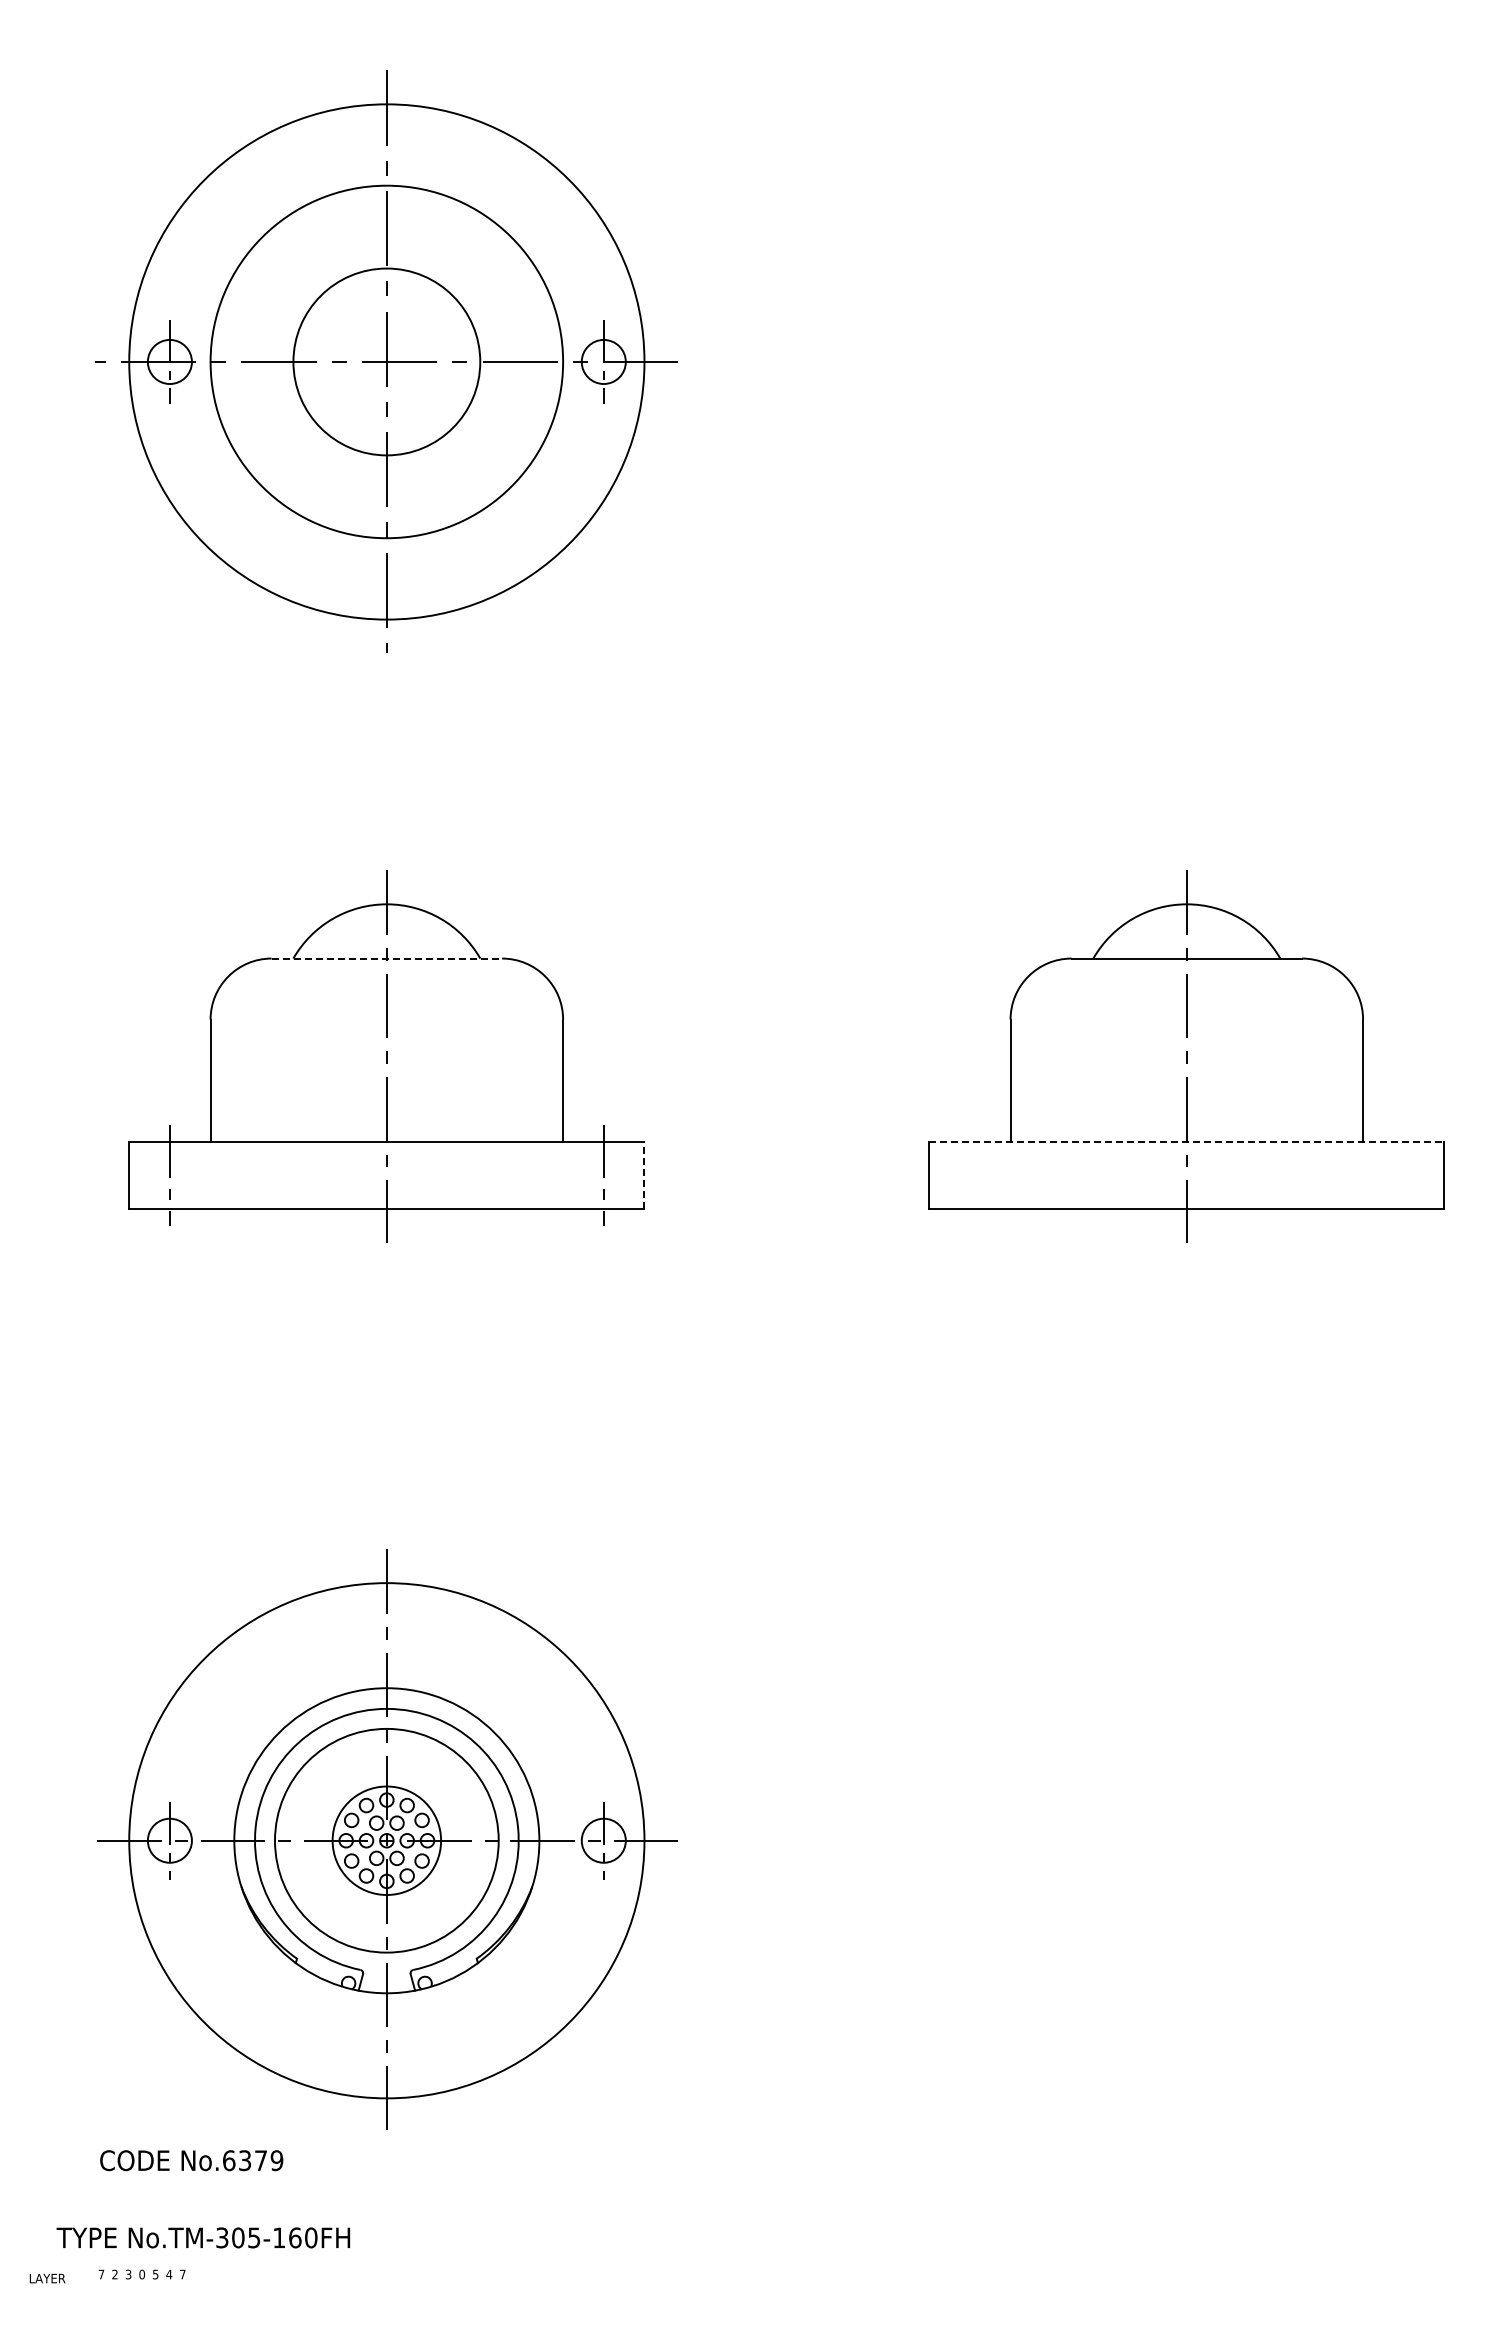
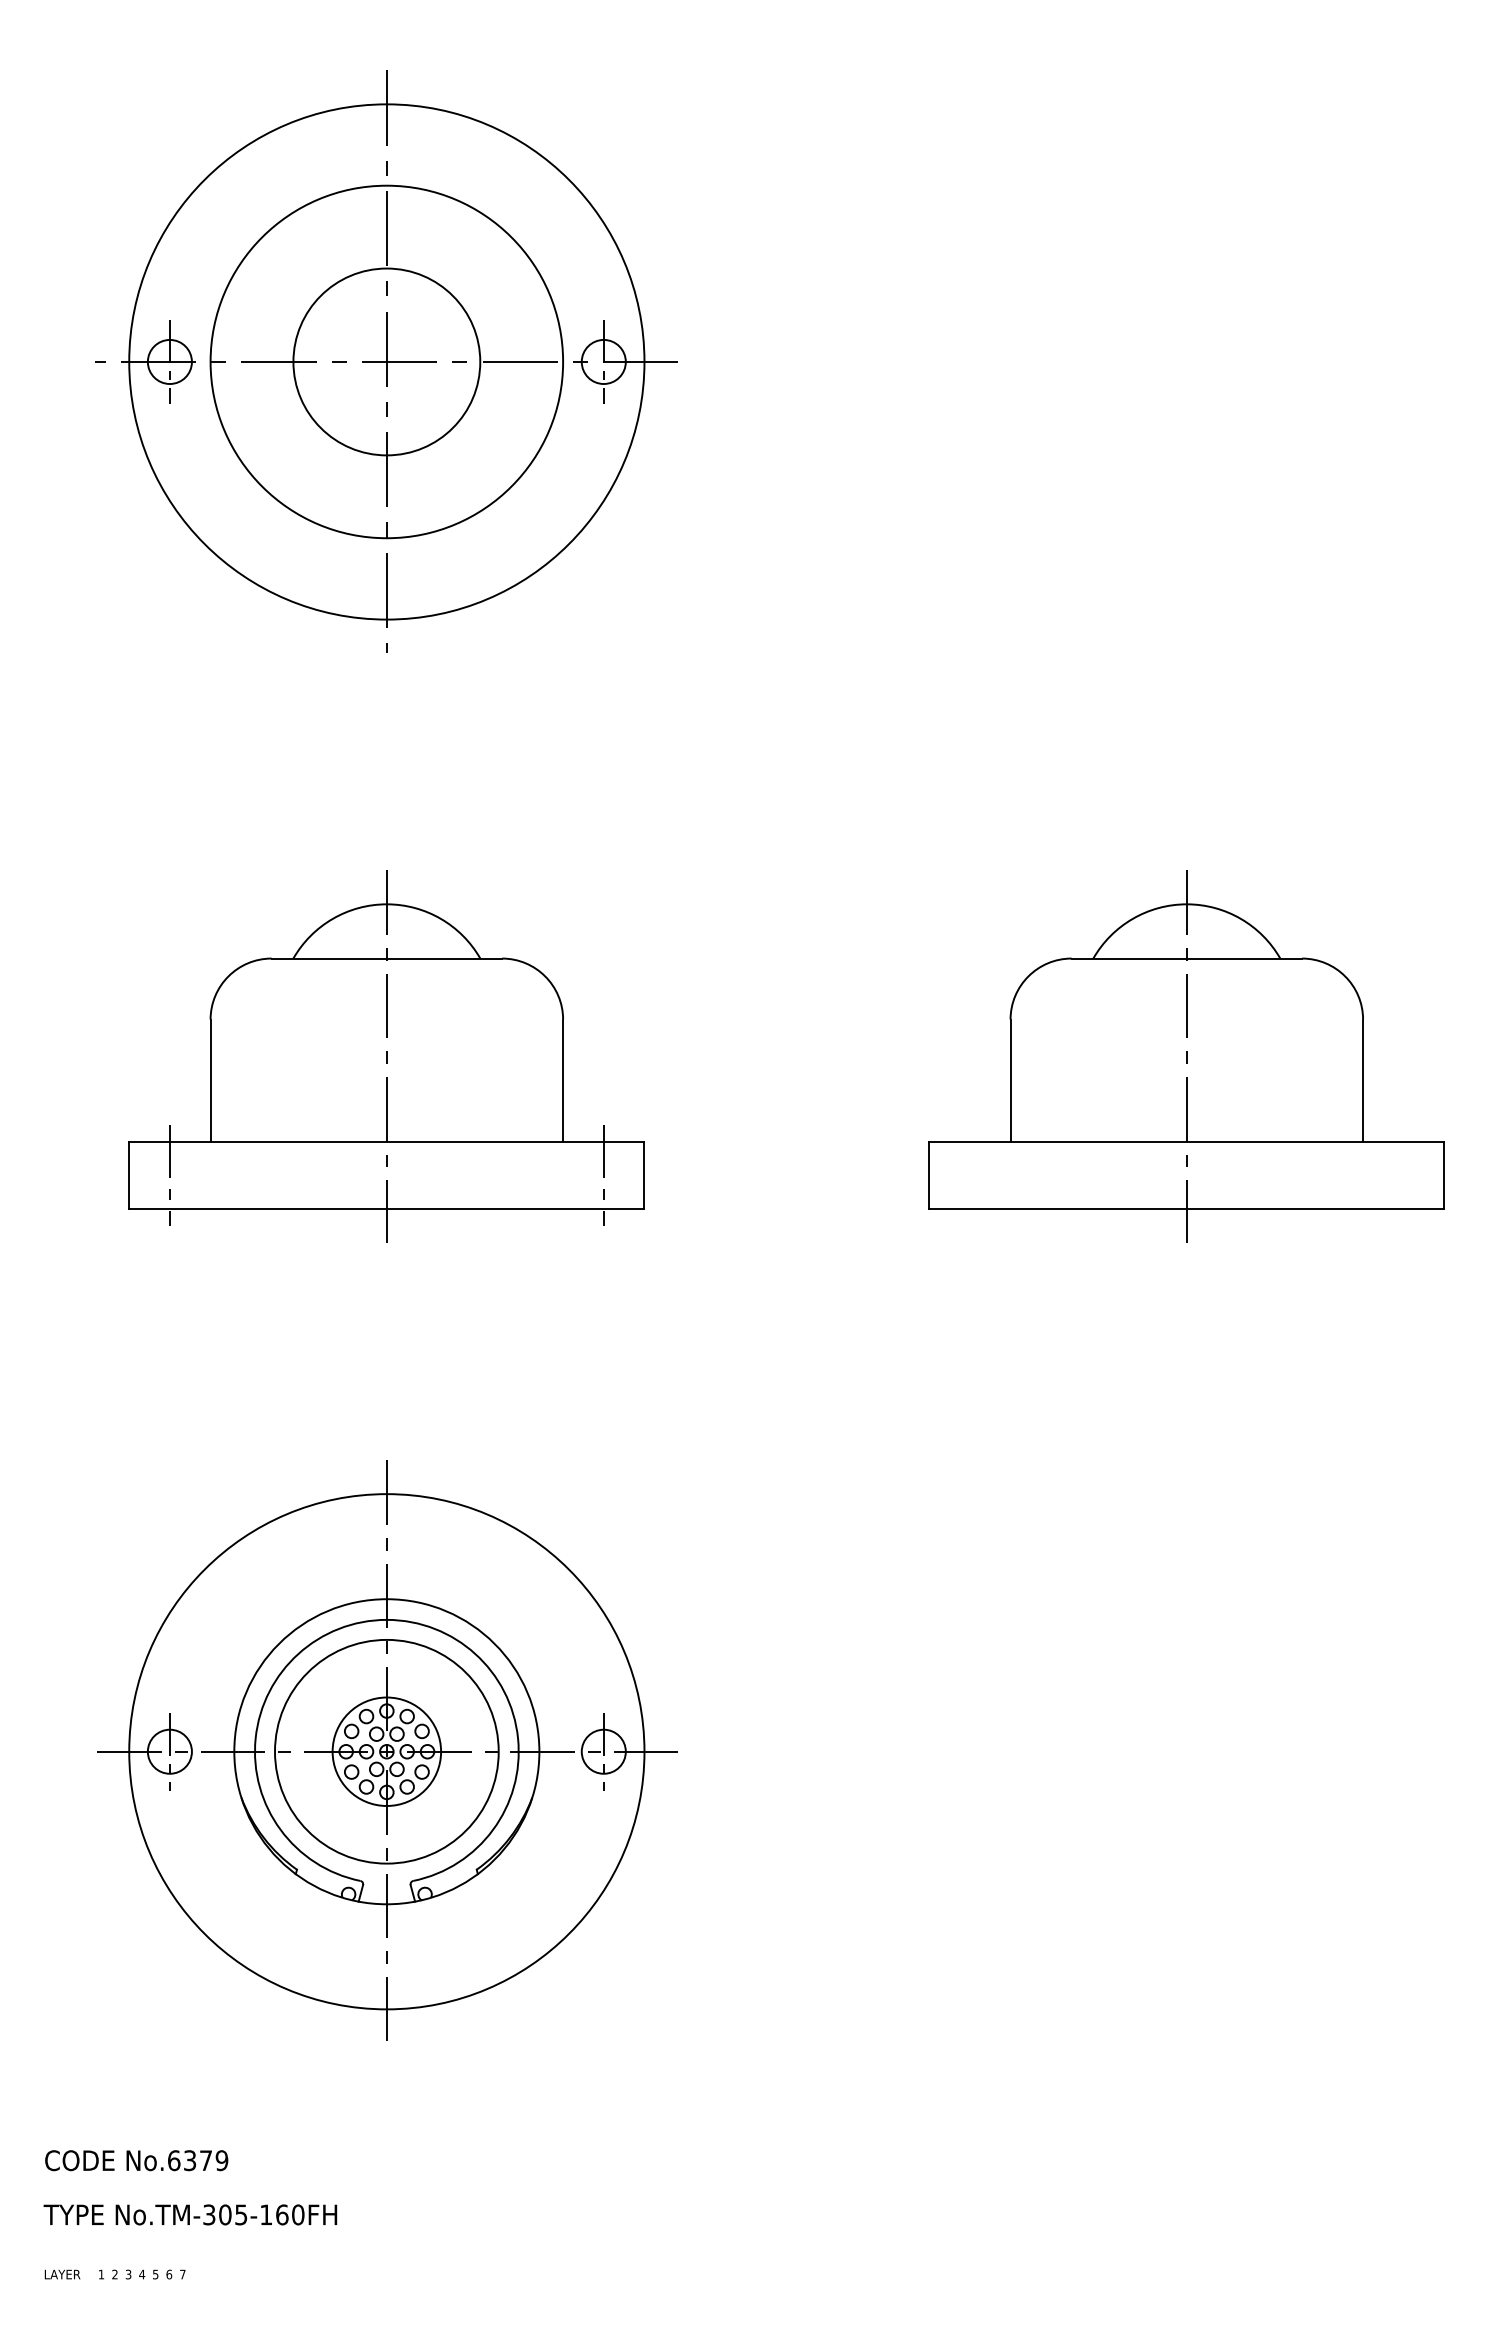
line: dashed -> solid (387, 958)
line: dashed -> solid (1186, 1141)
line: dashed -> solid (644, 1175)
part position: (387, 1839) -> (387, 1750) (387, 1750)
text position: (191, 2160) -> (136, 2160) (136, 2160)
text position: (203, 2237) -> (190, 2214) (190, 2214)
text: 7 -> 1 (101, 2274)
text: 0 -> 4 (142, 2274)
text: 4 -> 6 (169, 2274)
text position: (47, 2278) -> (62, 2274) (62, 2274)
